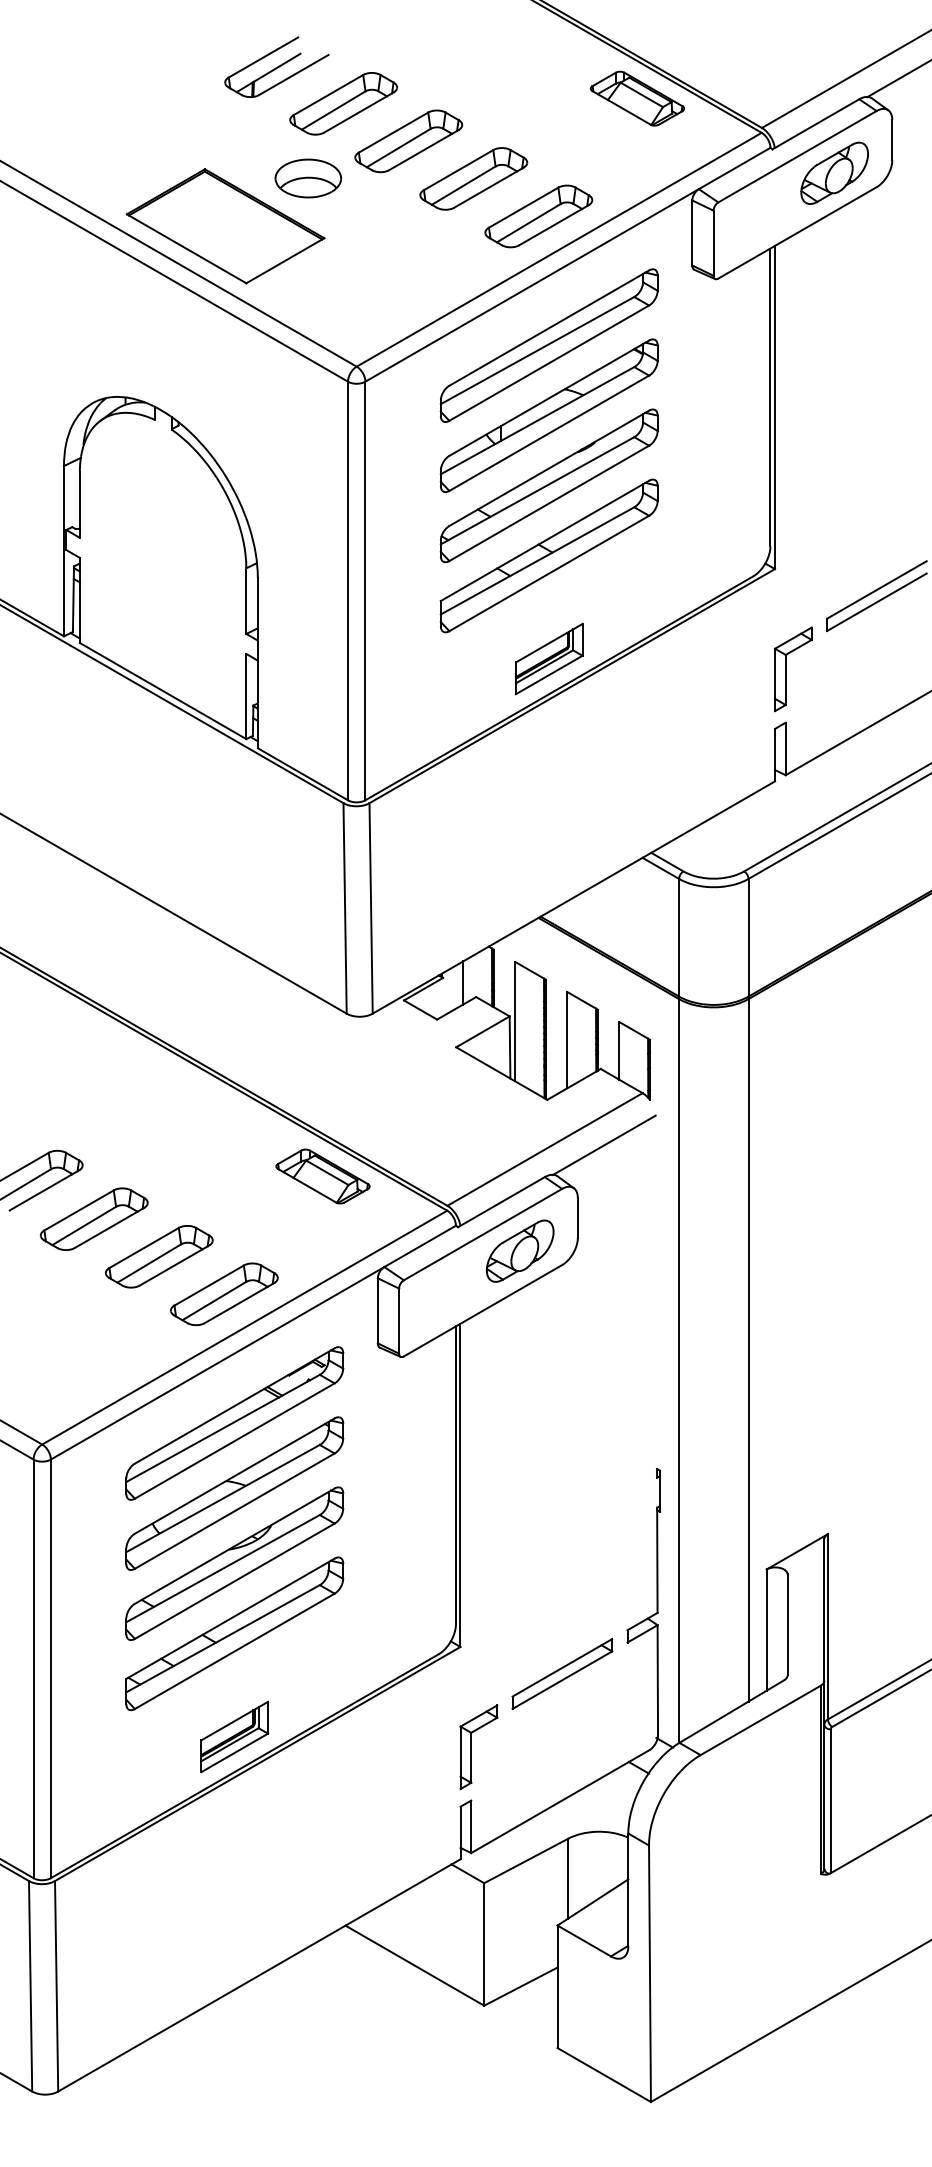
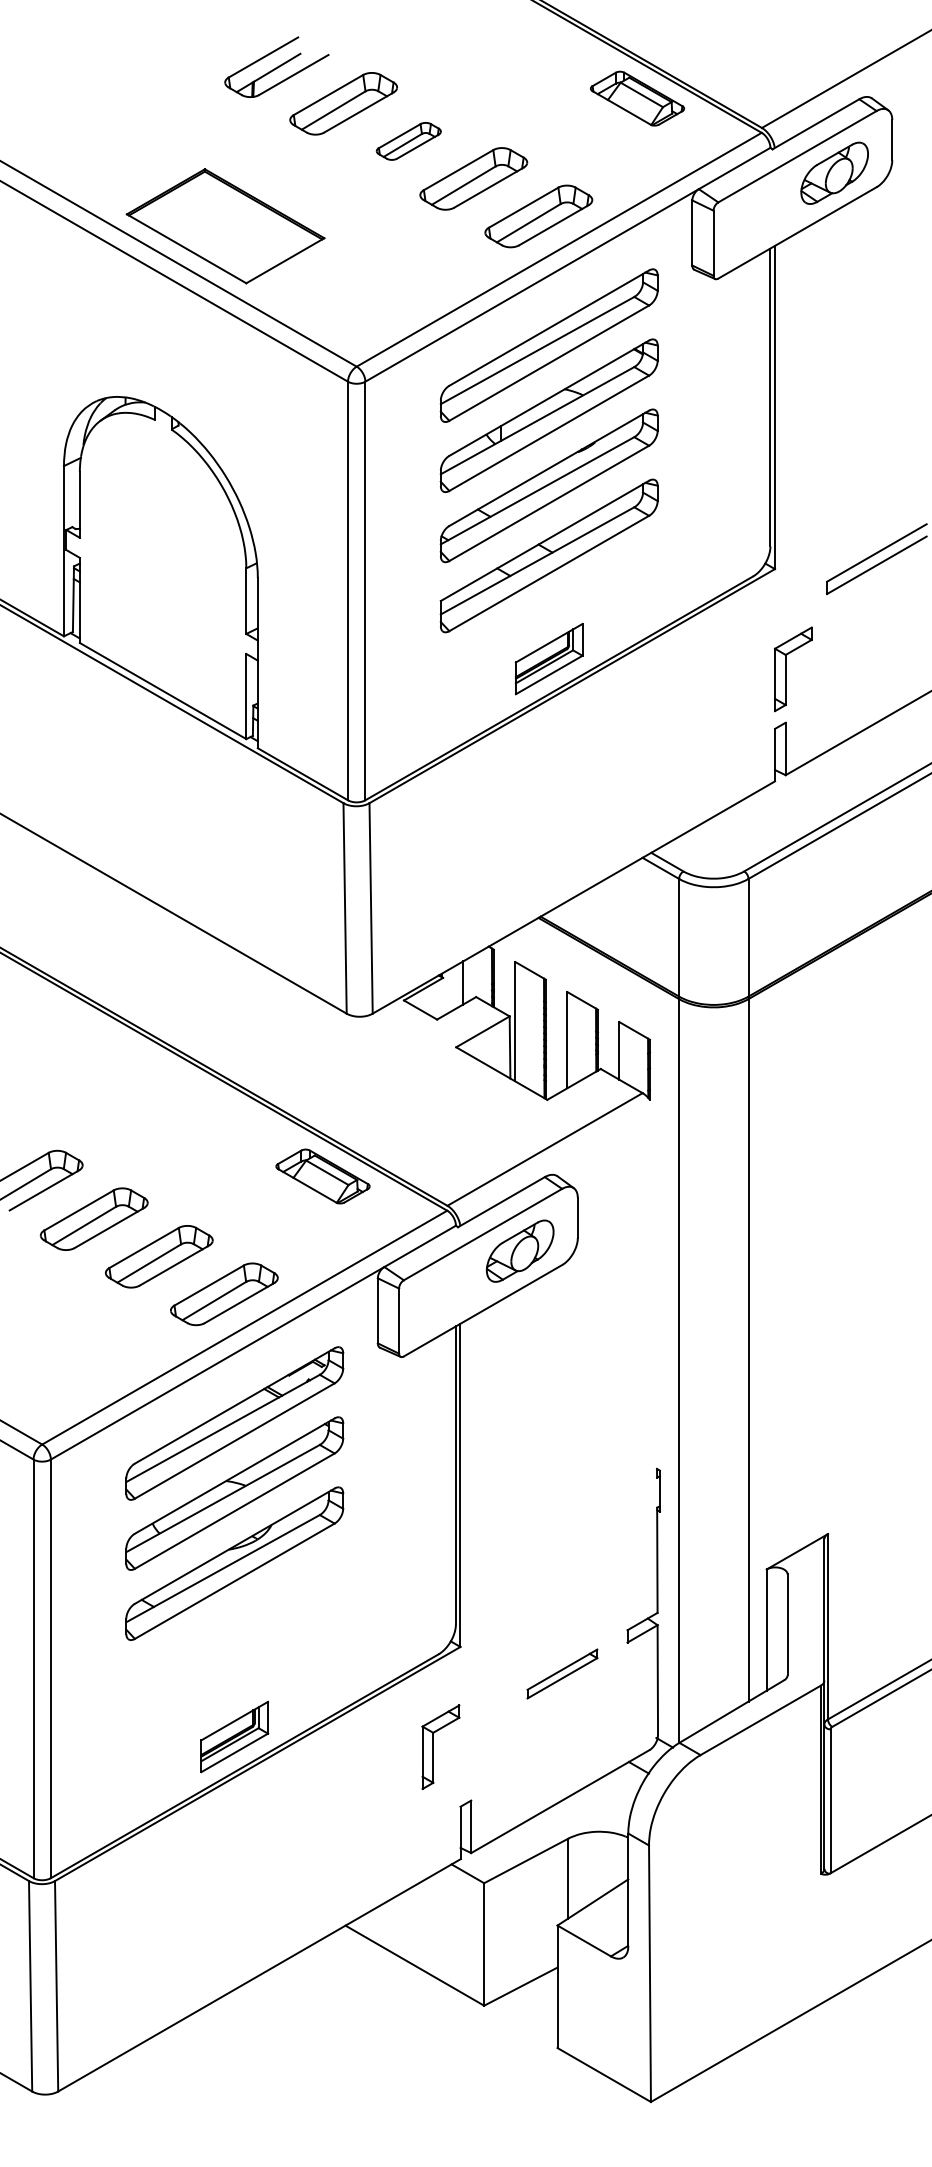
line: present -> none (897, 79)
part size: 110x65 px -> 67x39 px (408, 141)
part: present -> none (308, 178)
part position: (876, 595) -> (876, 558) (876, 558)
line: present -> none (603, 1145)
part: present -> none (234, 1633)
part size: 103x72 px -> 73x52 px (562, 1673)
part position: (471, 1747) -> (433, 1747) (433, 1747)
